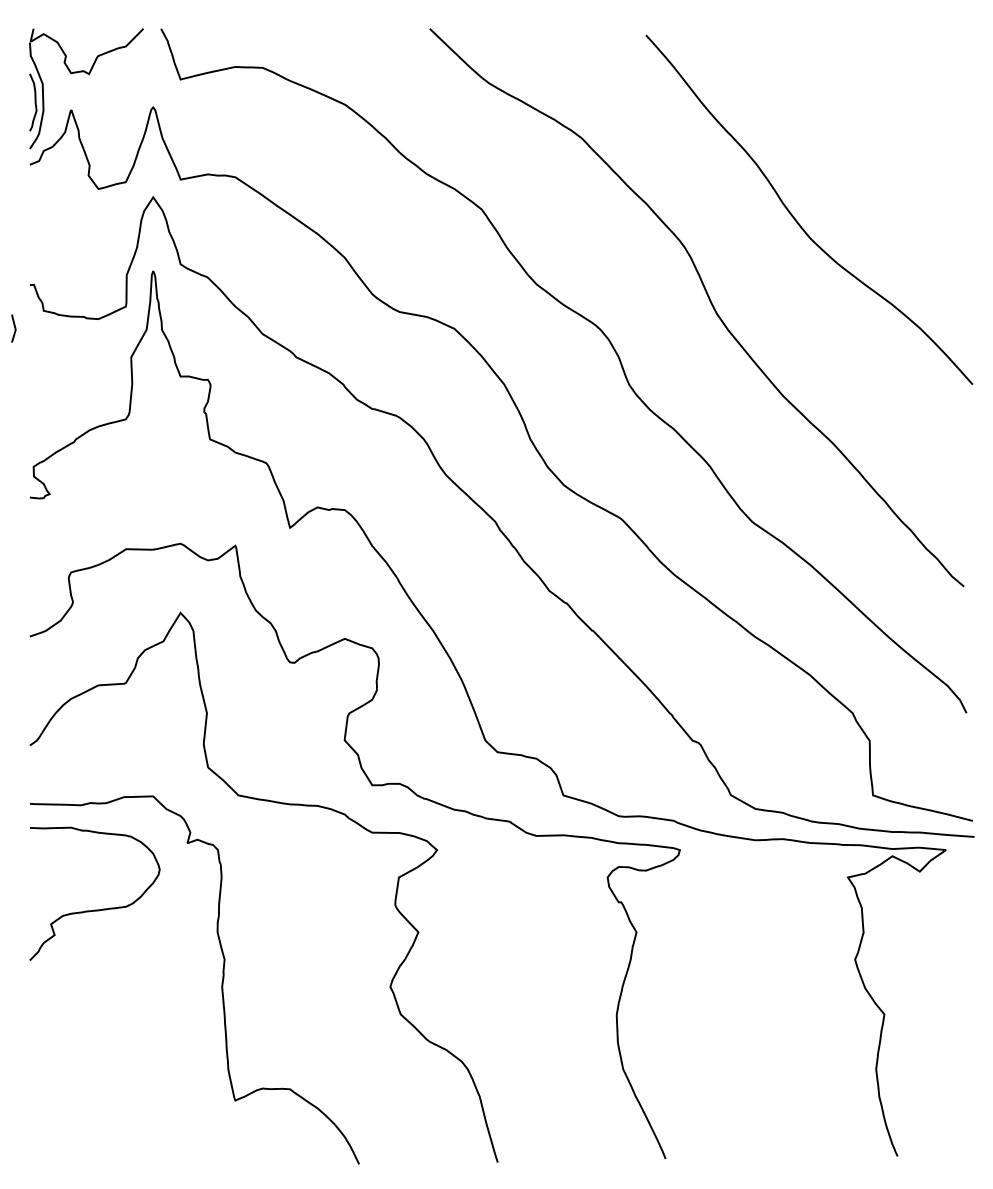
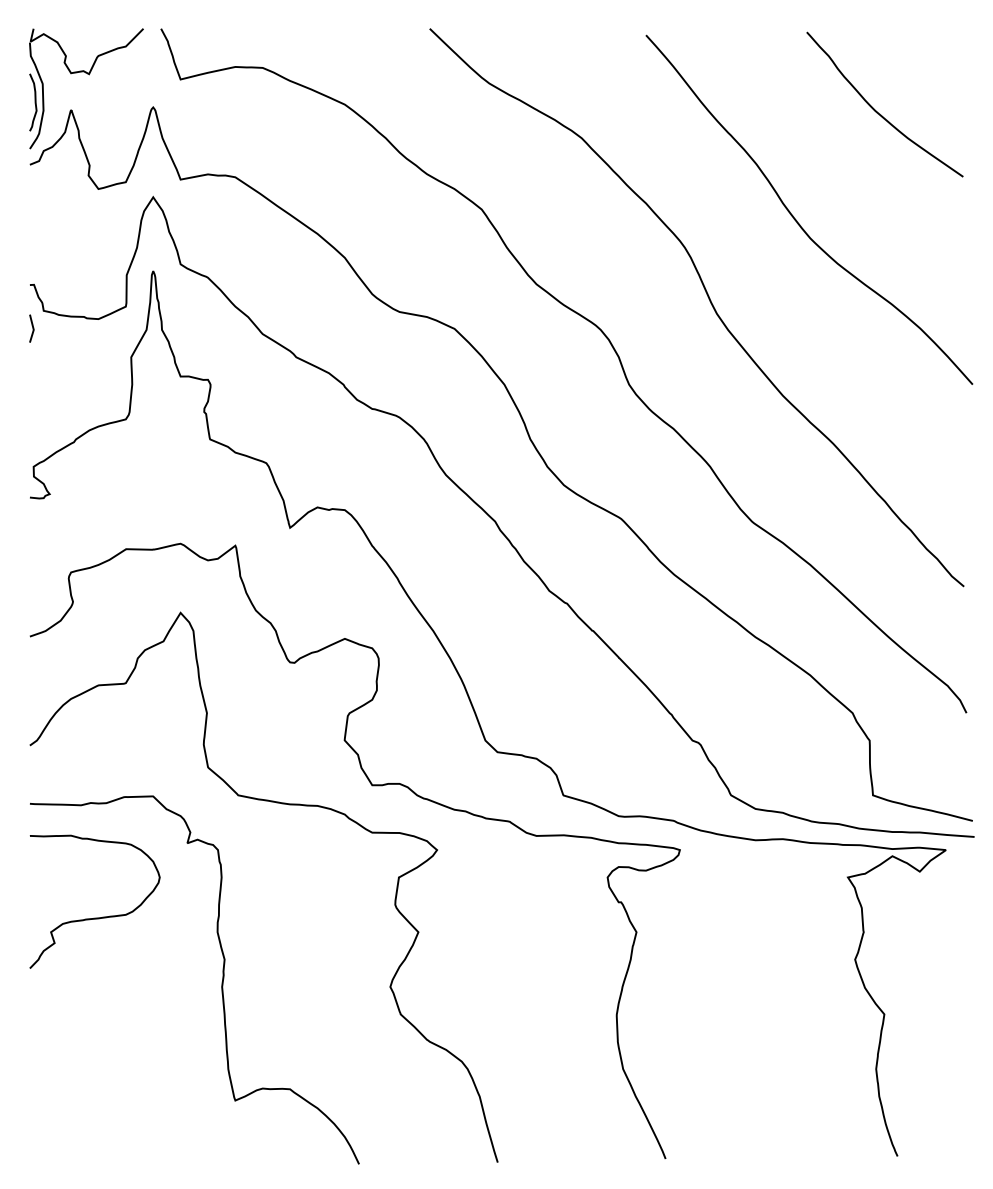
curve: none -> present (877, 111)
line position: (14, 328) -> (32, 328) (32, 328)
curve position: (94, 909) -> (94, 917) (94, 917)
